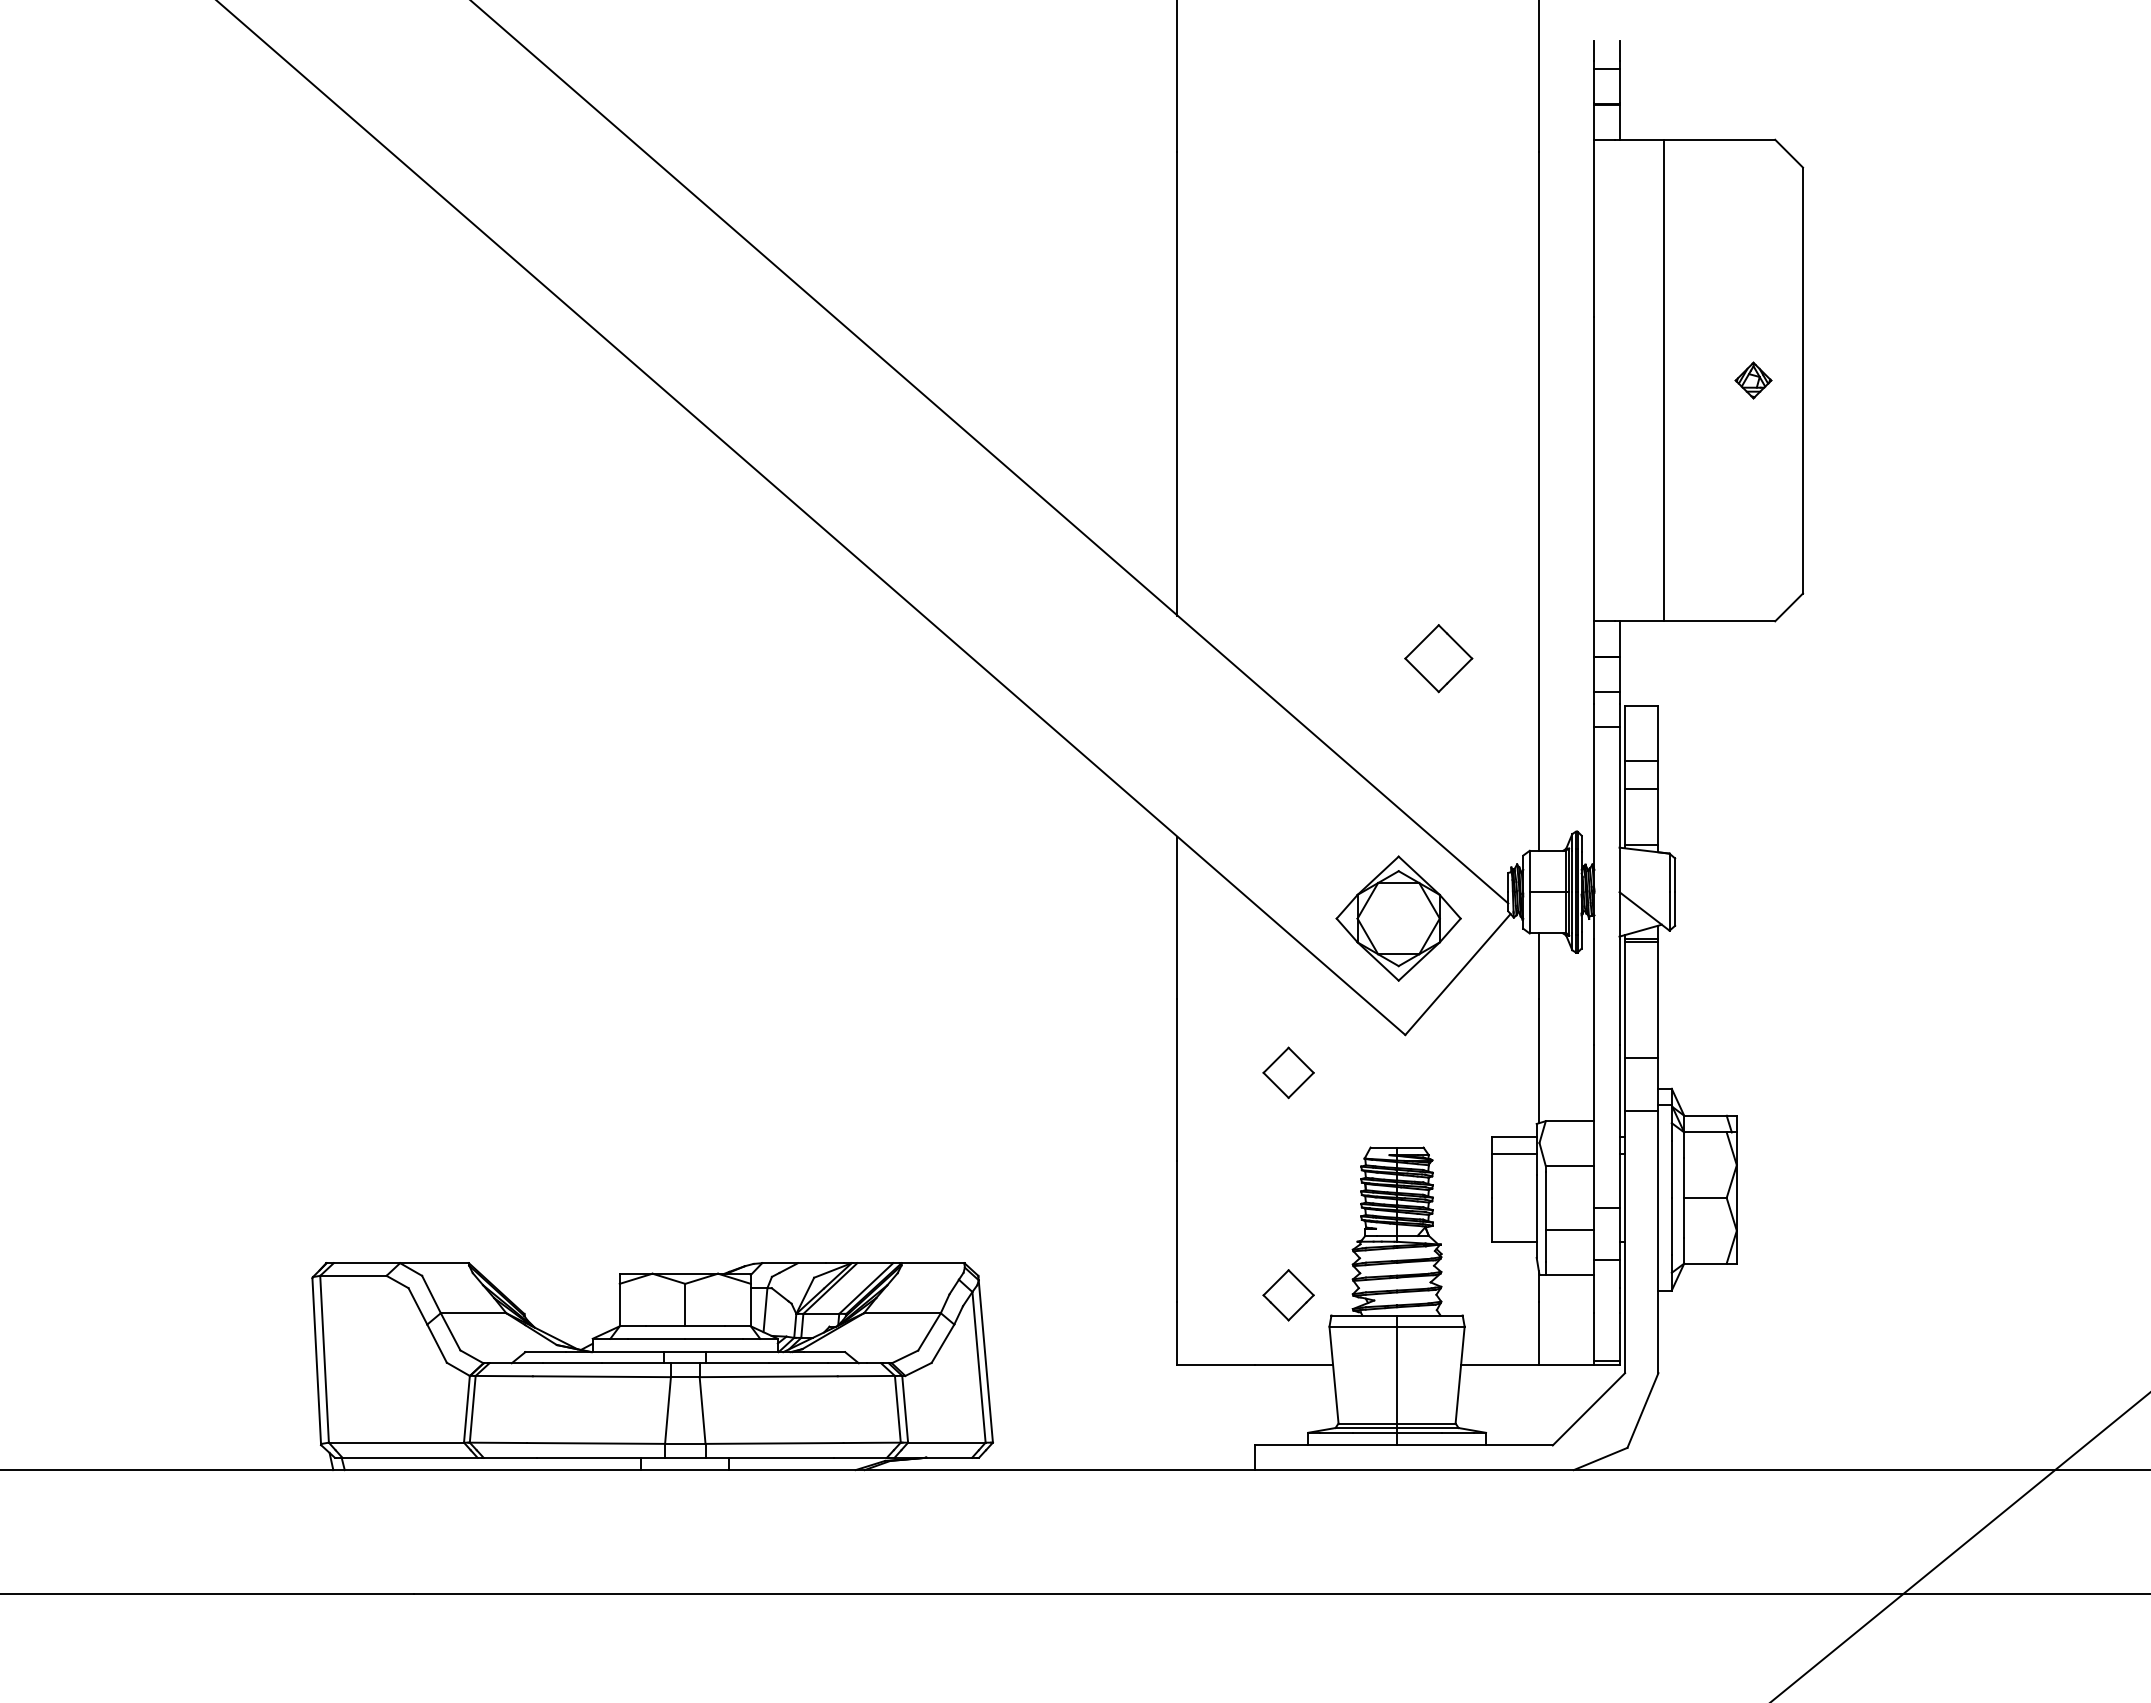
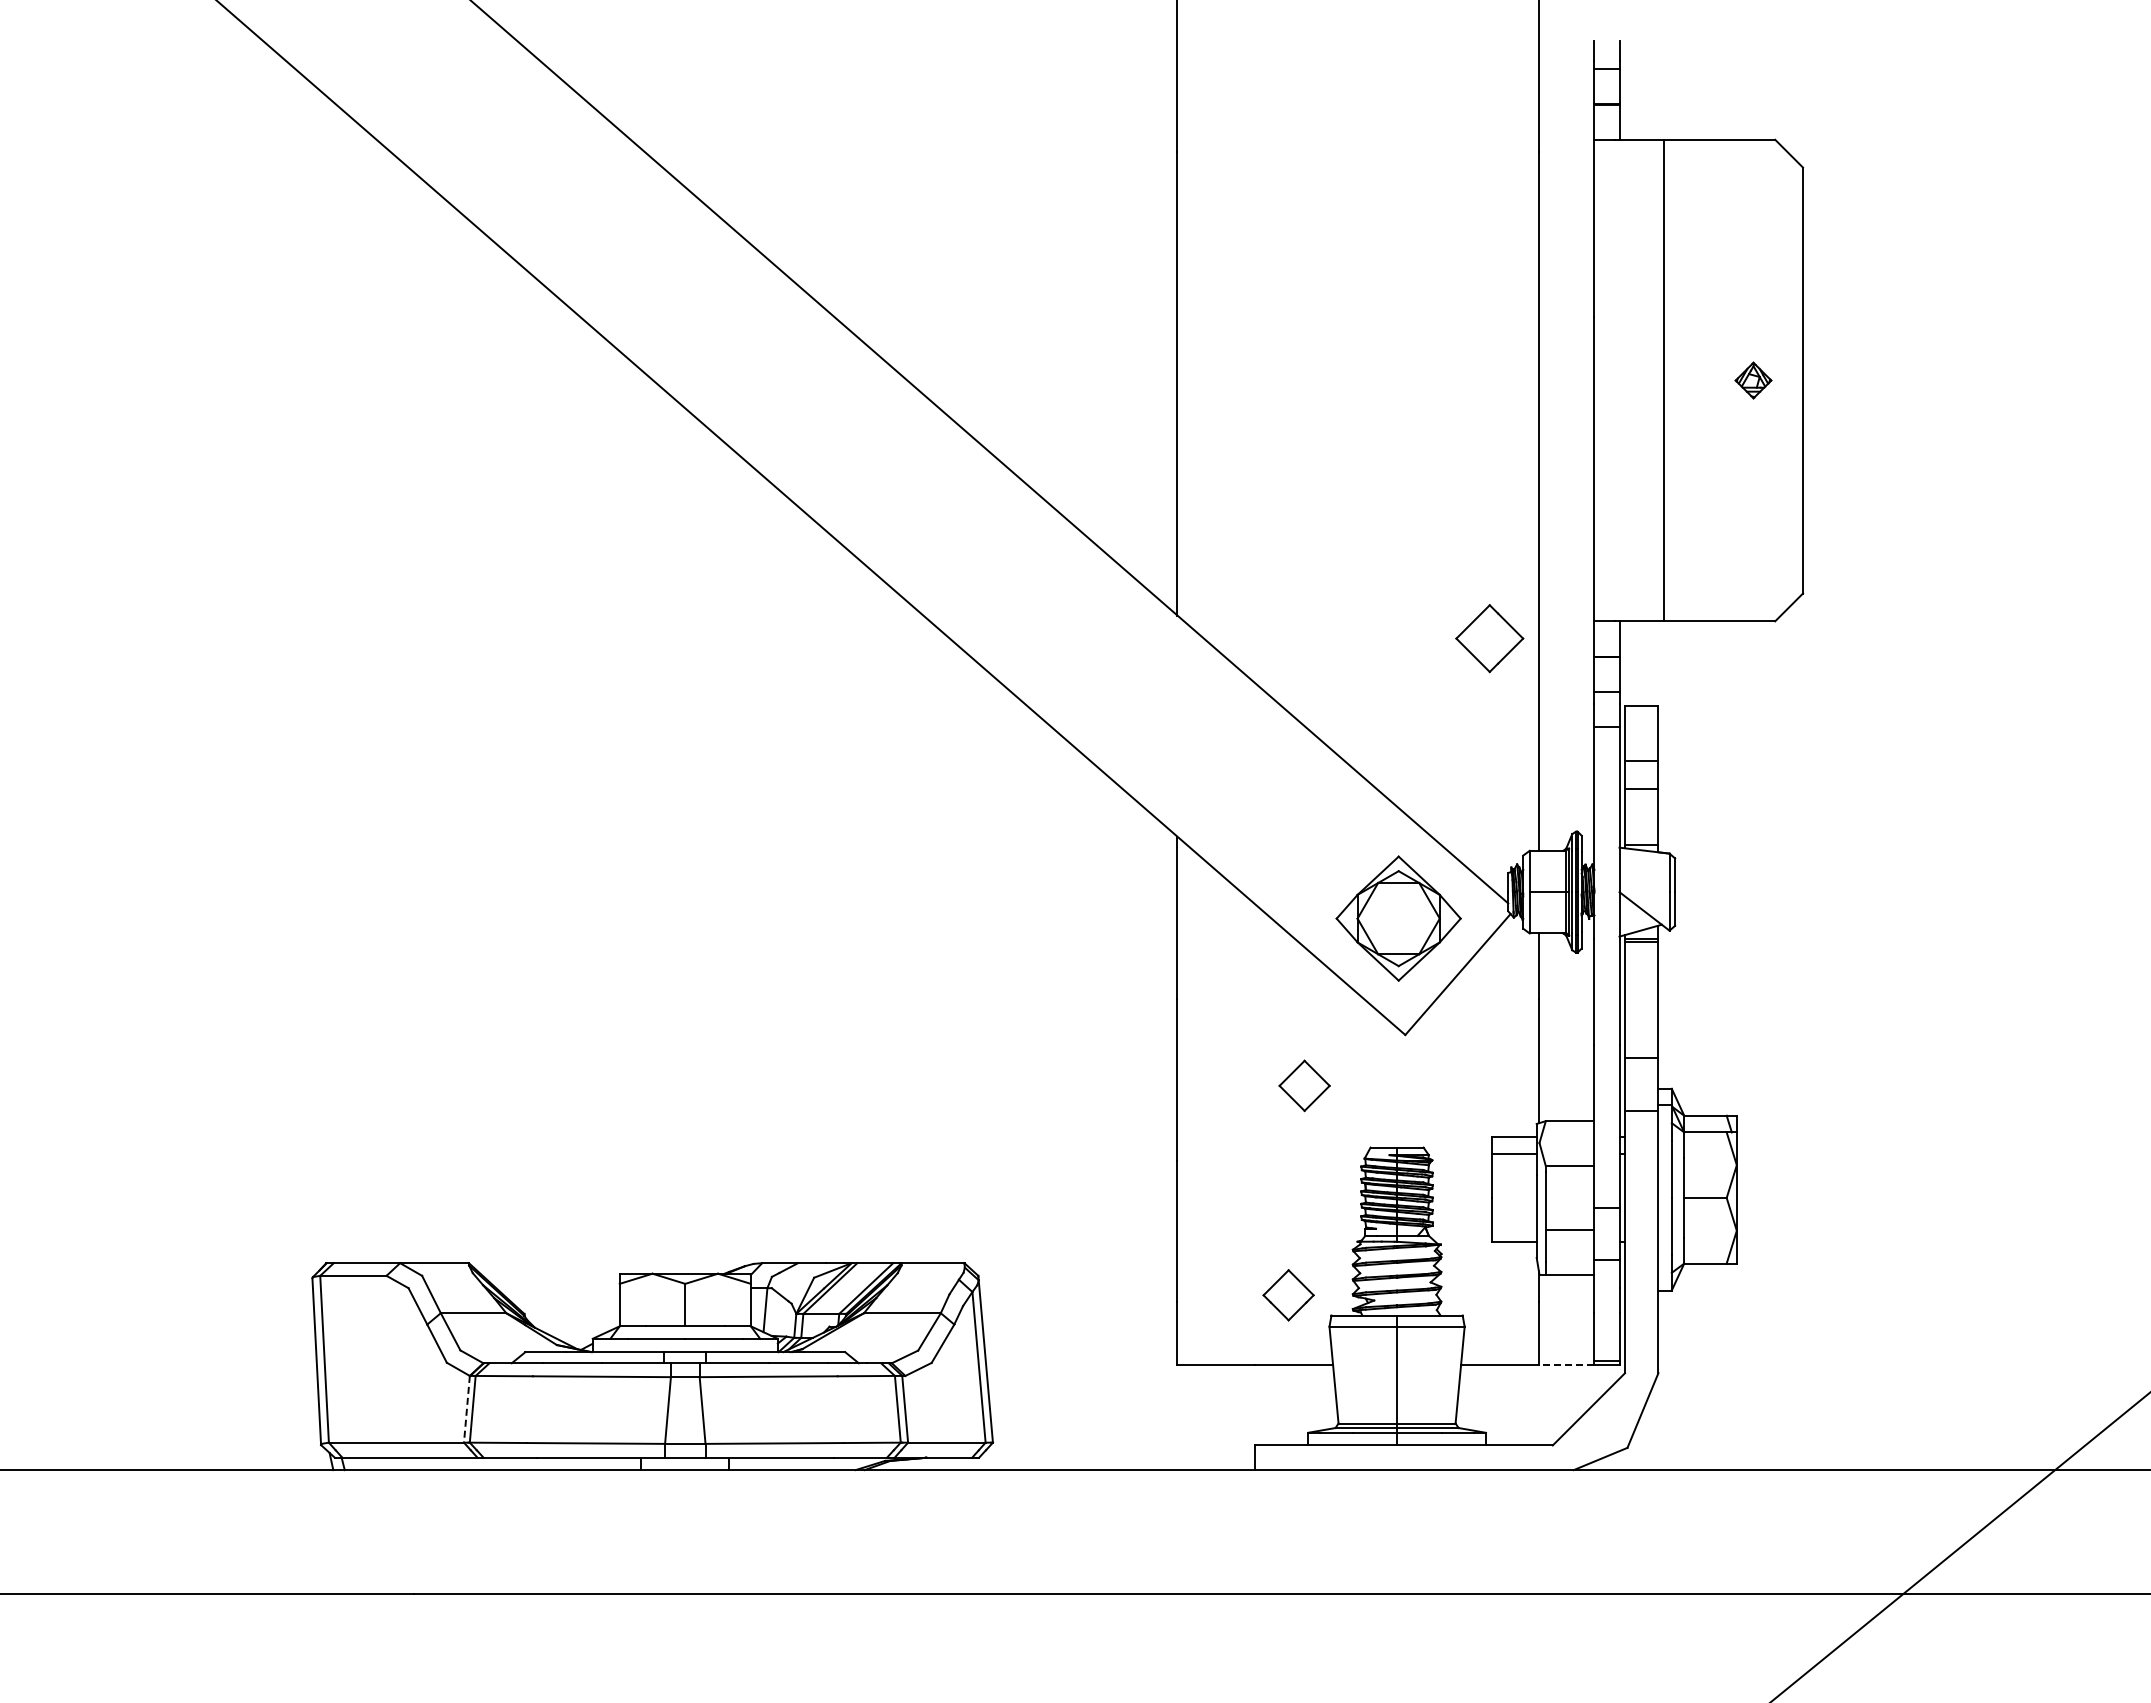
part position: (1438, 658) -> (1489, 638) (1489, 638)
part position: (1288, 1072) -> (1304, 1085) (1304, 1085)
line: solid -> dashed (1566, 1364)
line: solid -> dashed (466, 1409)
